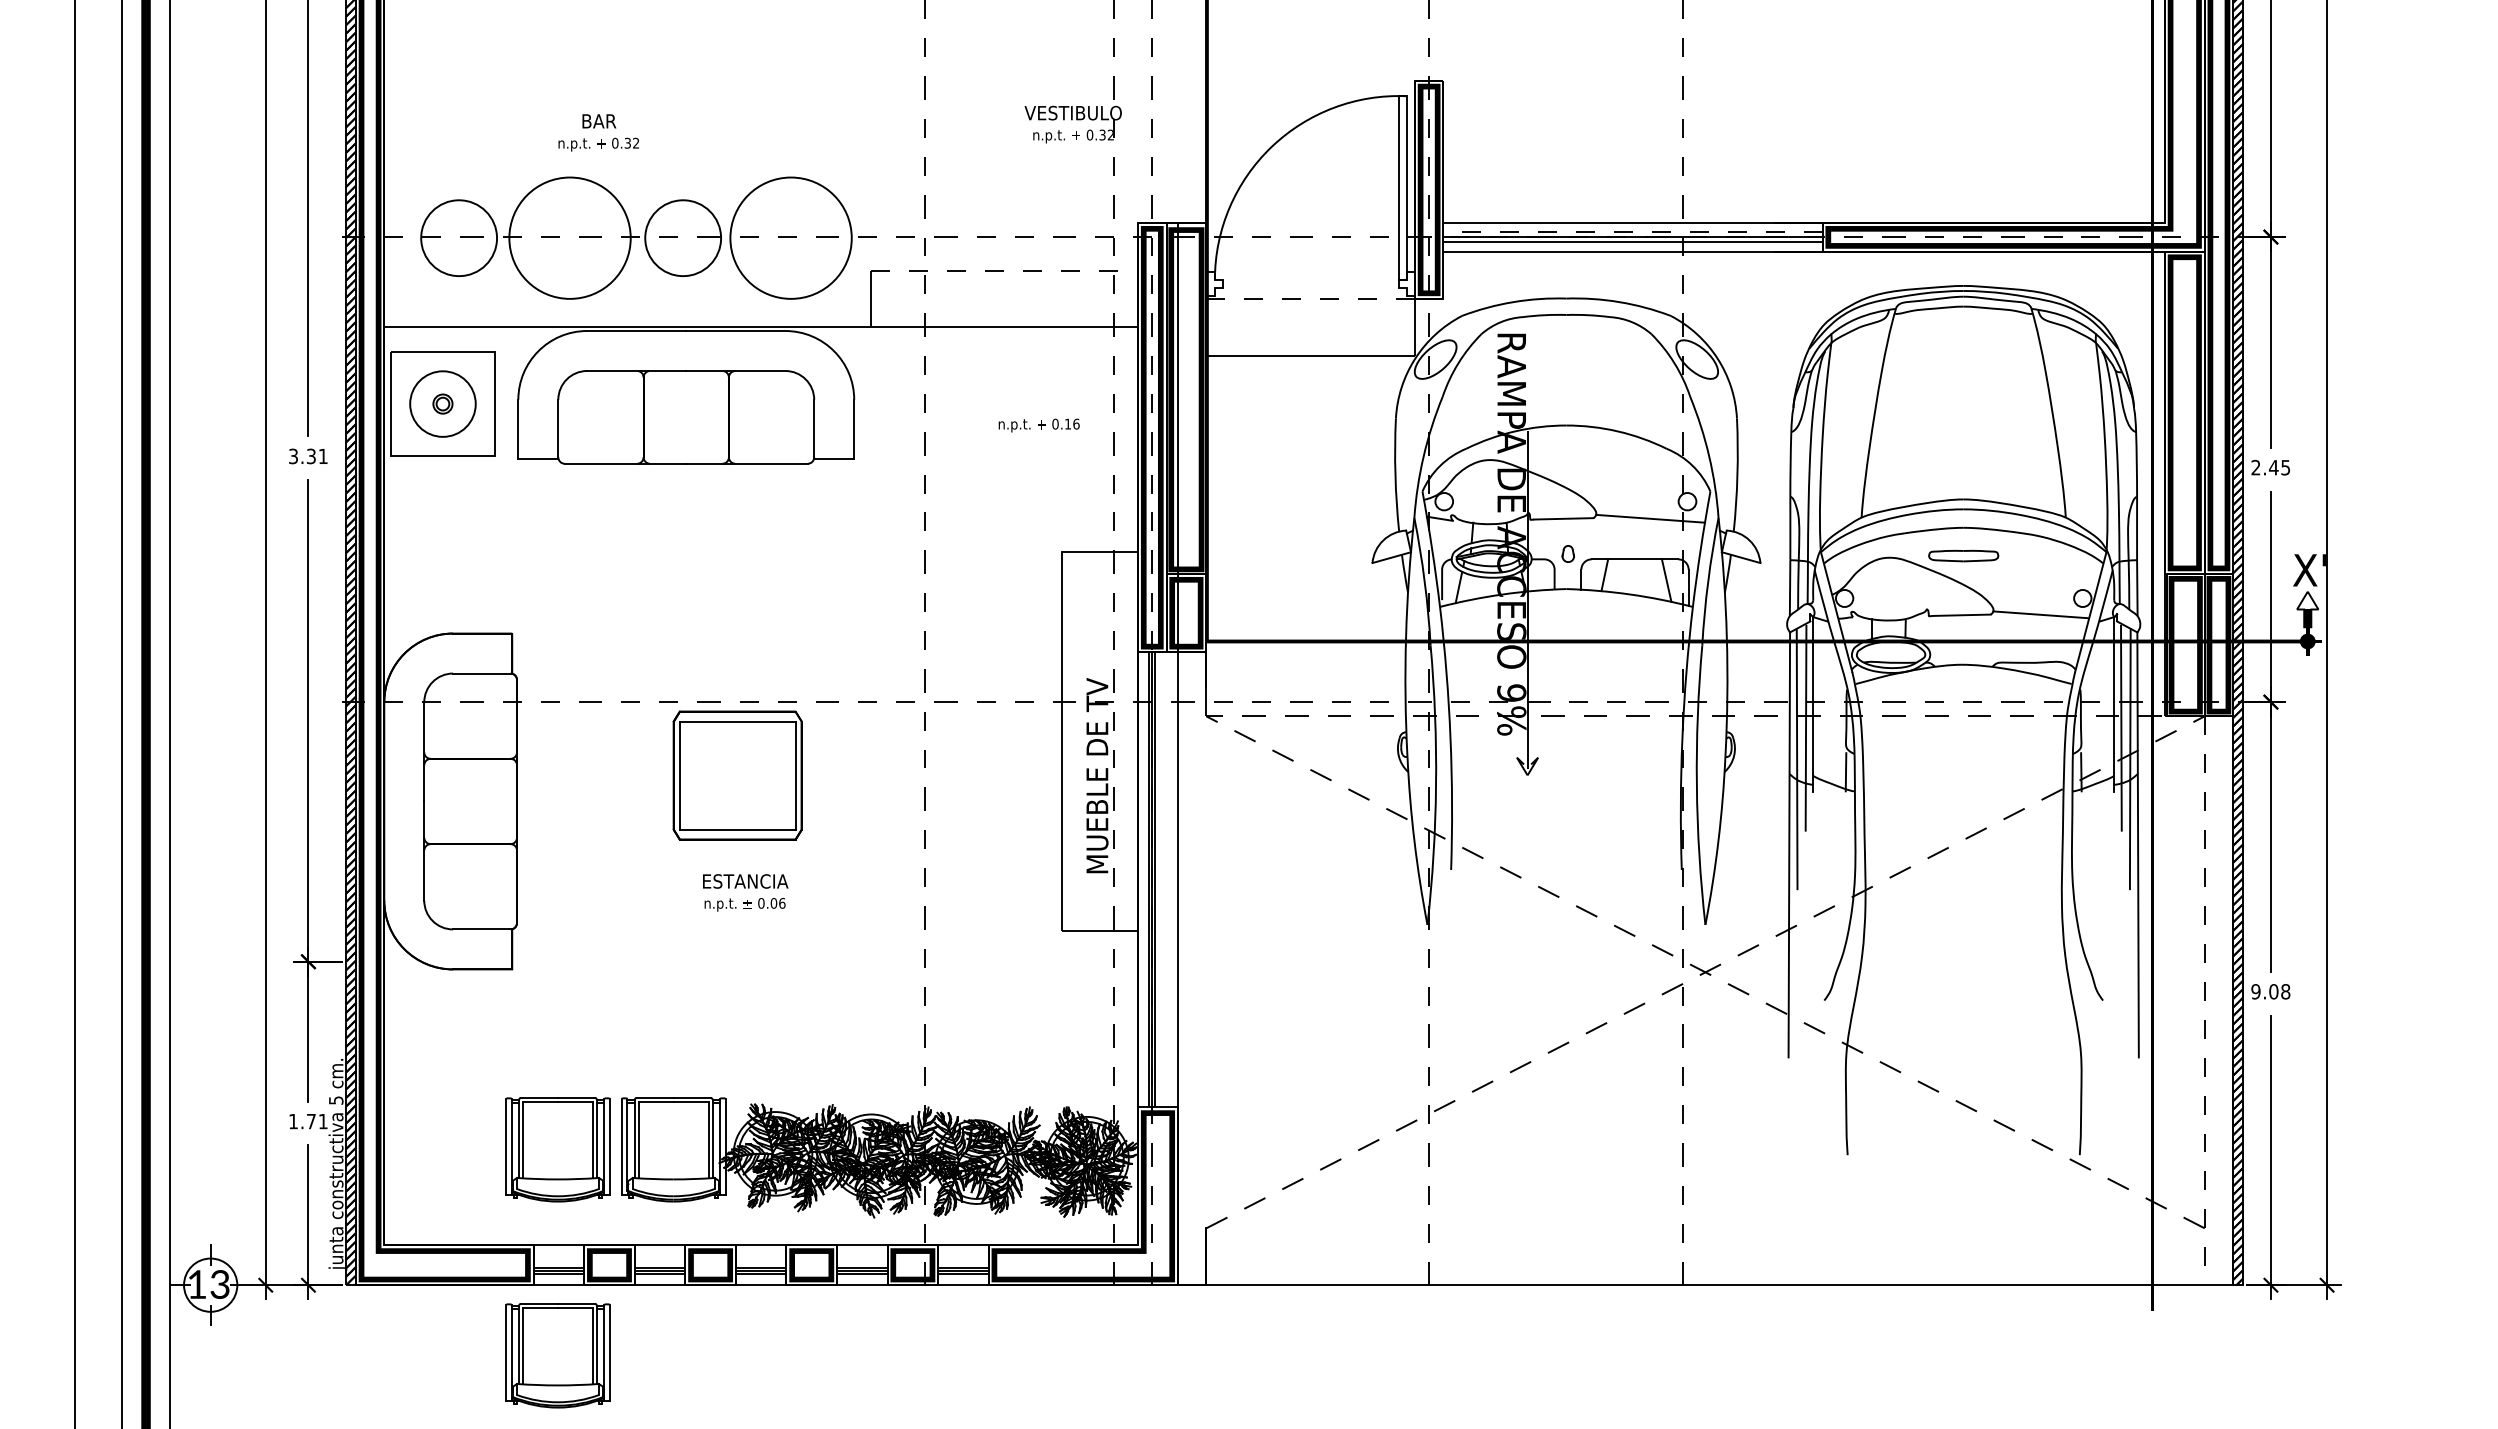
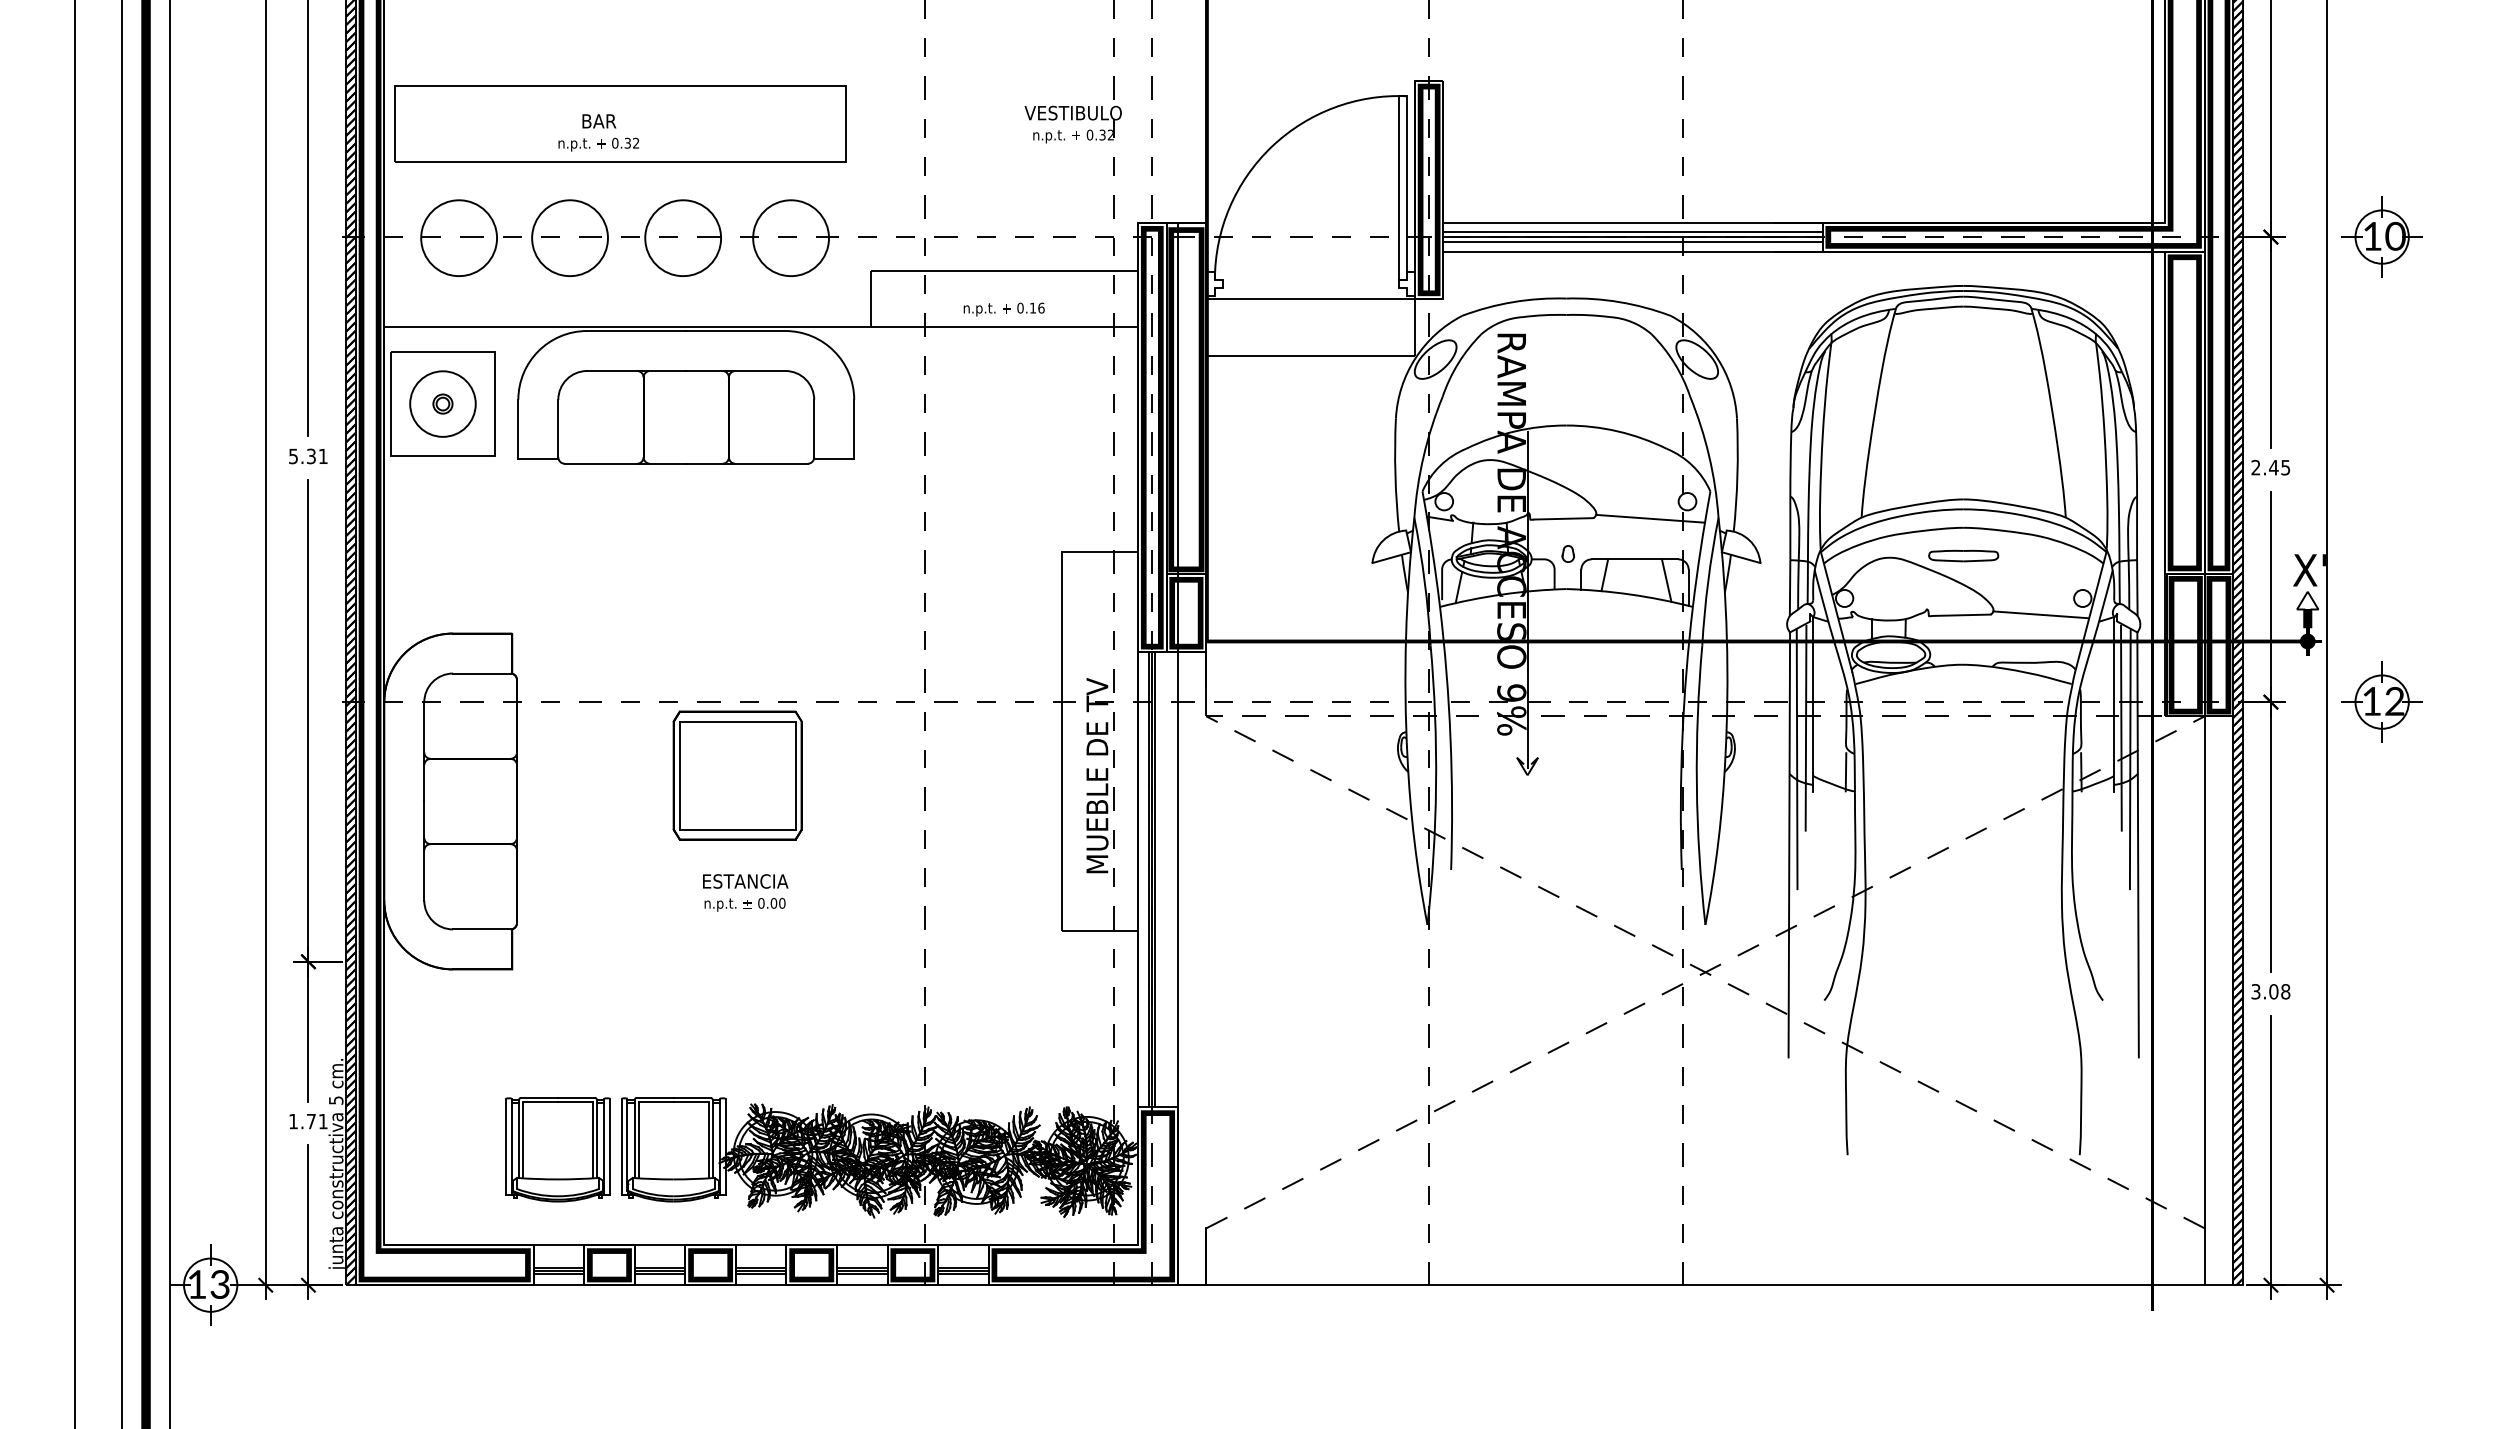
part: none -> present (620, 123)
line: dashed -> solid (1632, 232)
part: none -> present (2381, 236)
circle diameter: 121 px -> 76 px (569, 238)
circle diameter: 121 px -> 76 px (791, 238)
line: dashed -> solid (1005, 270)
line: dashed -> solid (1310, 298)
text position: (1038, 425) -> (1003, 309) (1003, 309)
text: 3.31 -> 5.31 (293, 455)
part: none -> present (2381, 701)
text: 0.06 -> 0.00 (782, 903)
text: 9.08 -> 3.08 (2255, 991)
line: dashed -> solid (2204, 1001)
part: present -> none (557, 1355)
